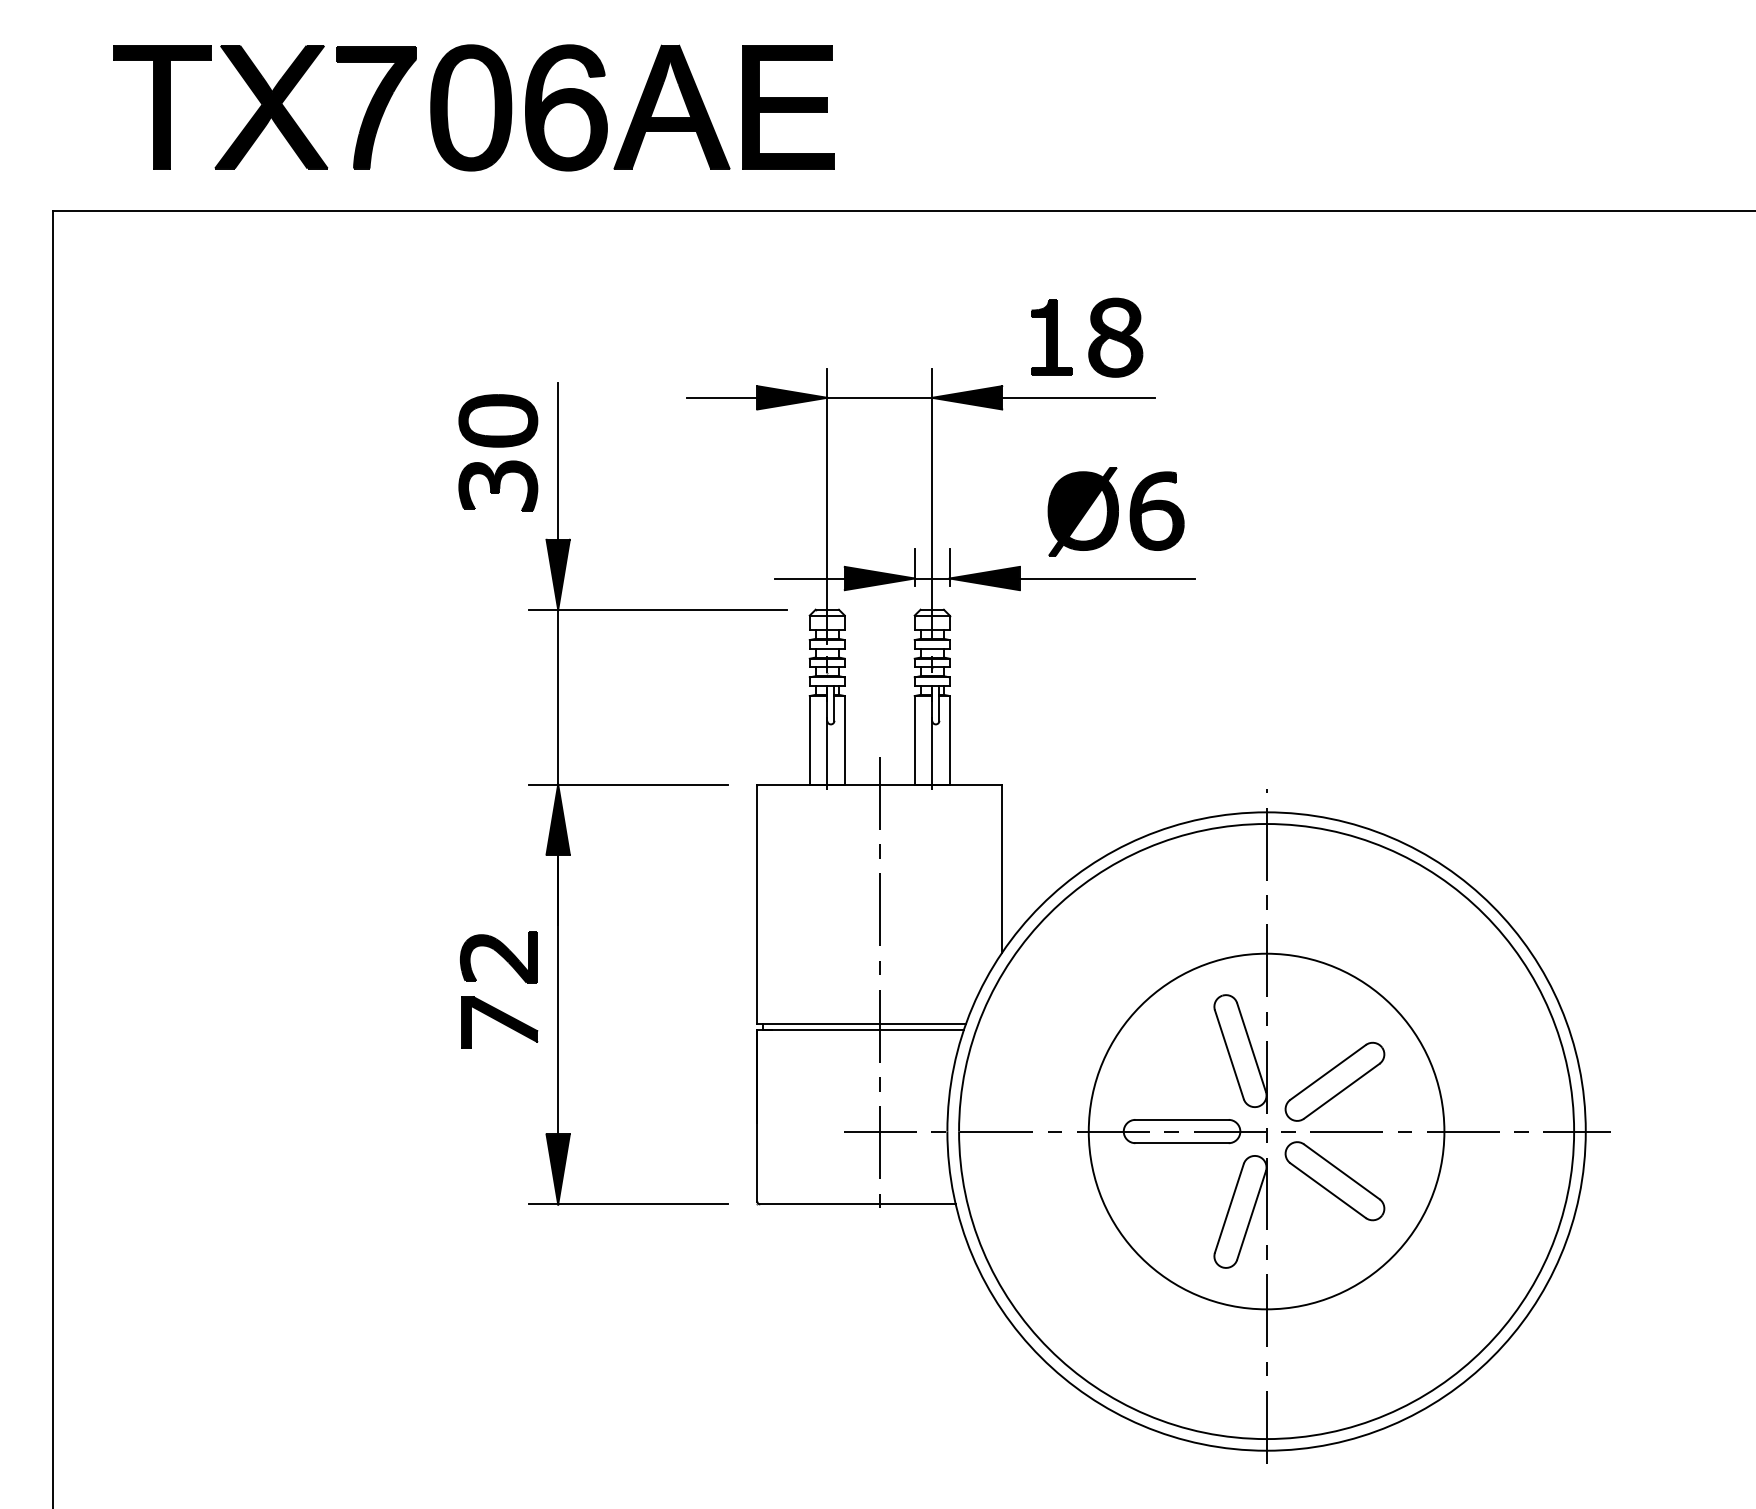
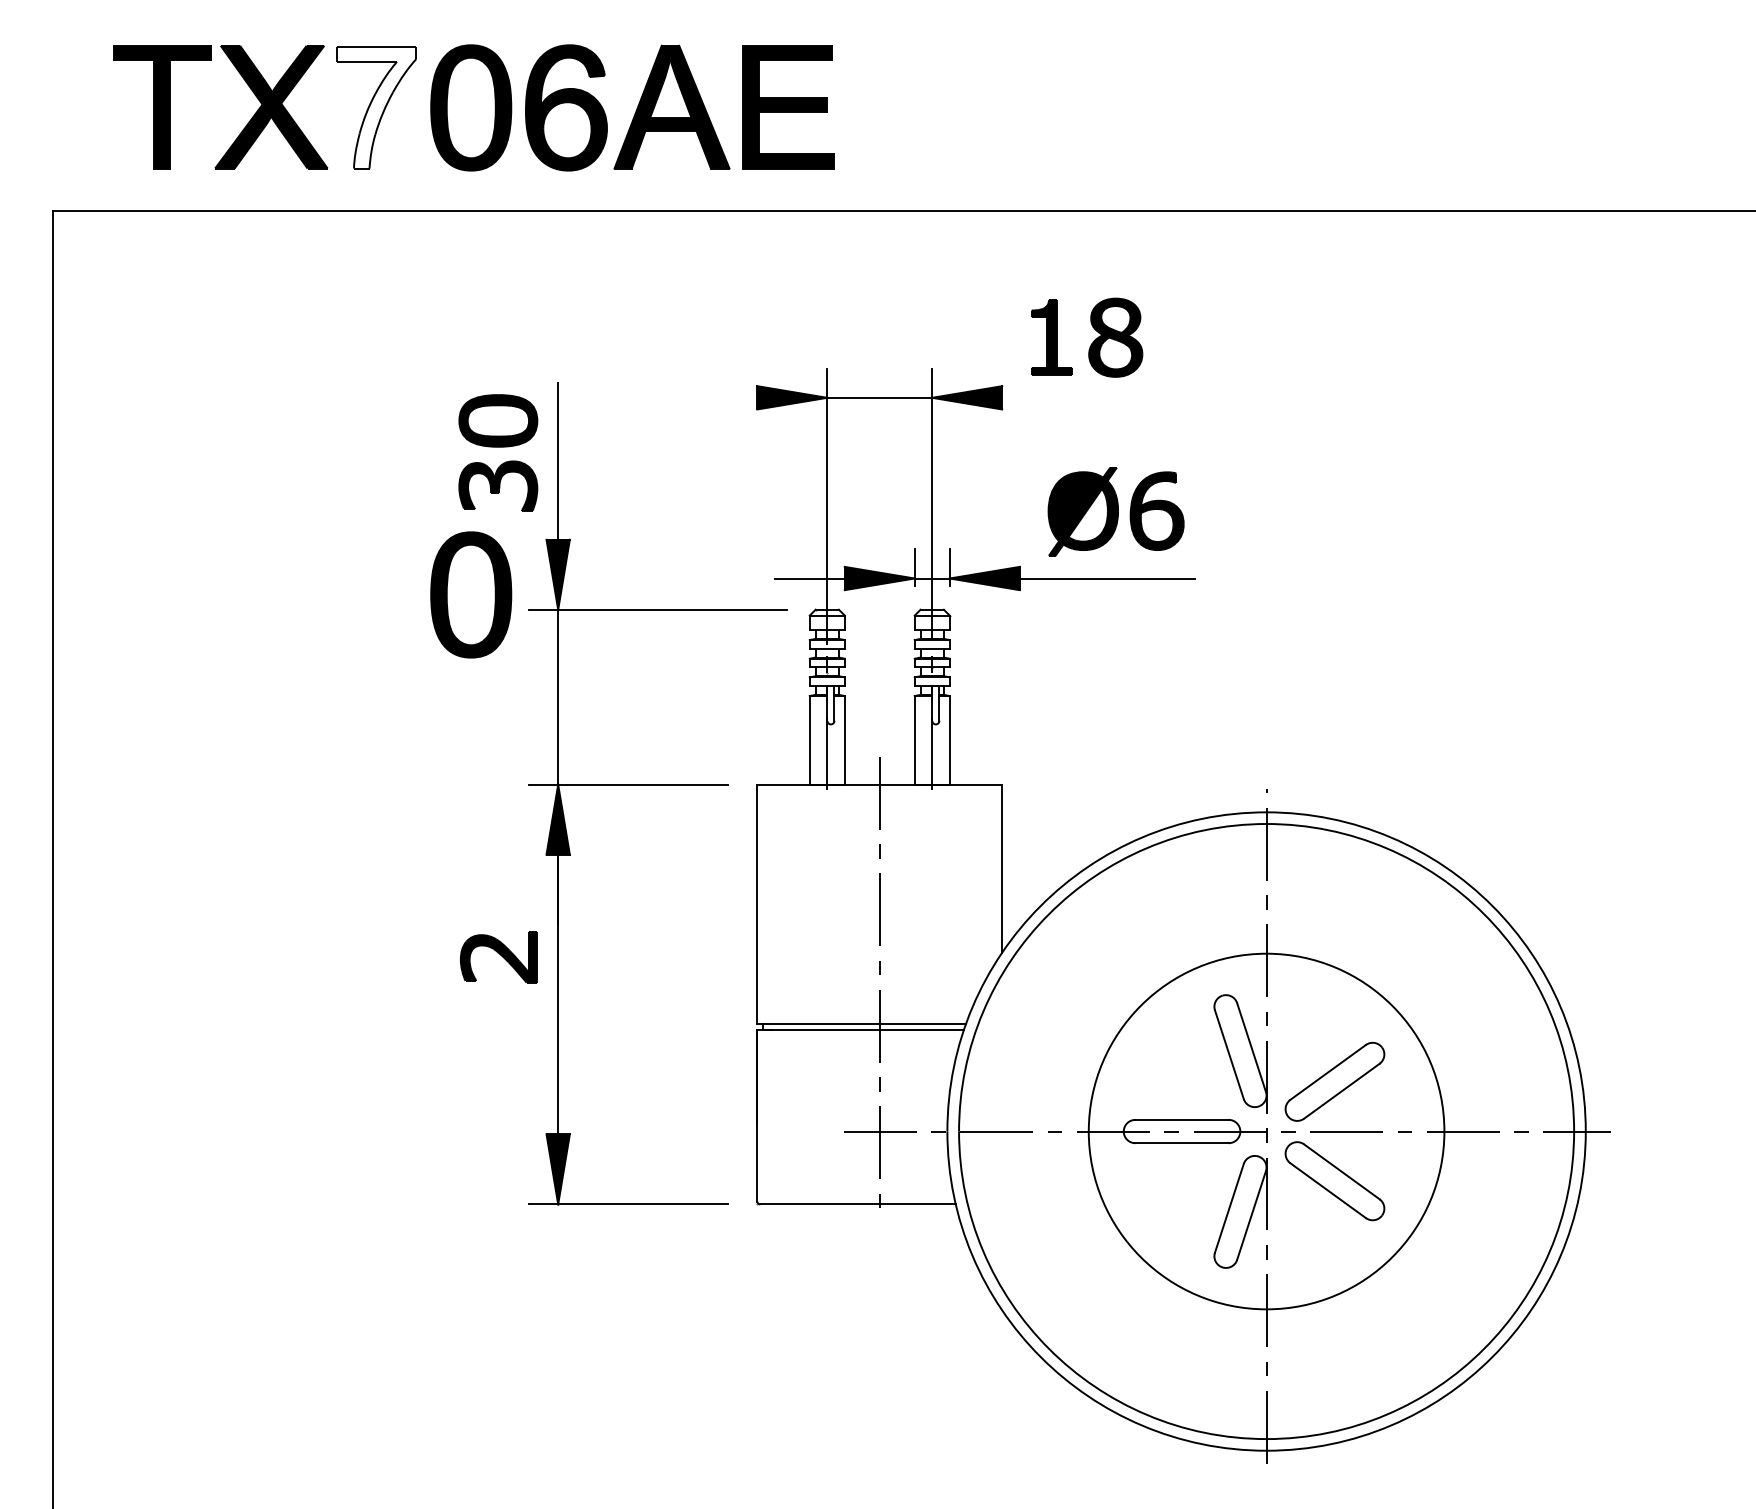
fill: present -> none (376, 107)
line: present -> none (722, 397)
line: present -> none (1078, 397)
part: none -> present (471, 594)
part: present -> none (499, 1022)
